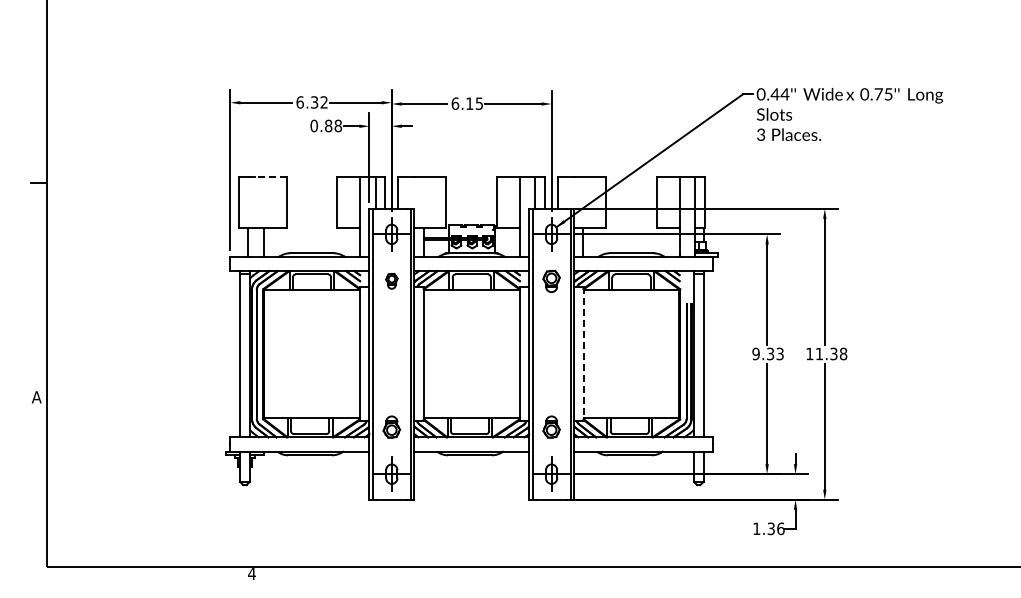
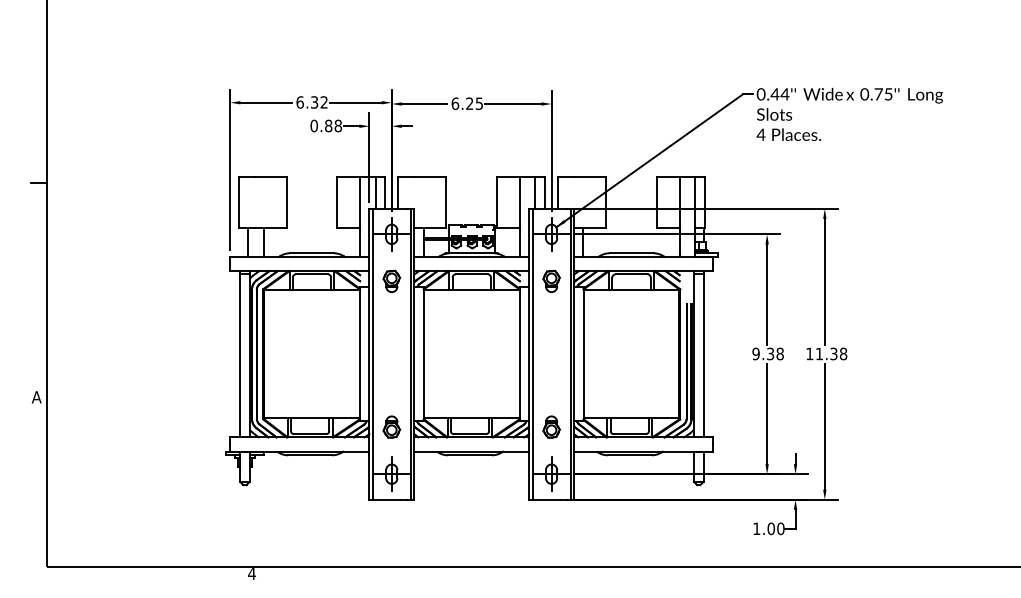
text: 6.15 -> 6.25 (469, 103)
text: 3 -> 4 (760, 134)
line: dashed -> solid (270, 176)
part size: 14x18 px -> 20x24 px (391, 280)
text: 9.33 -> 9.38 (779, 353)
line: dashed -> solid (583, 354)
text: 1.36 -> 1.00 (775, 528)
